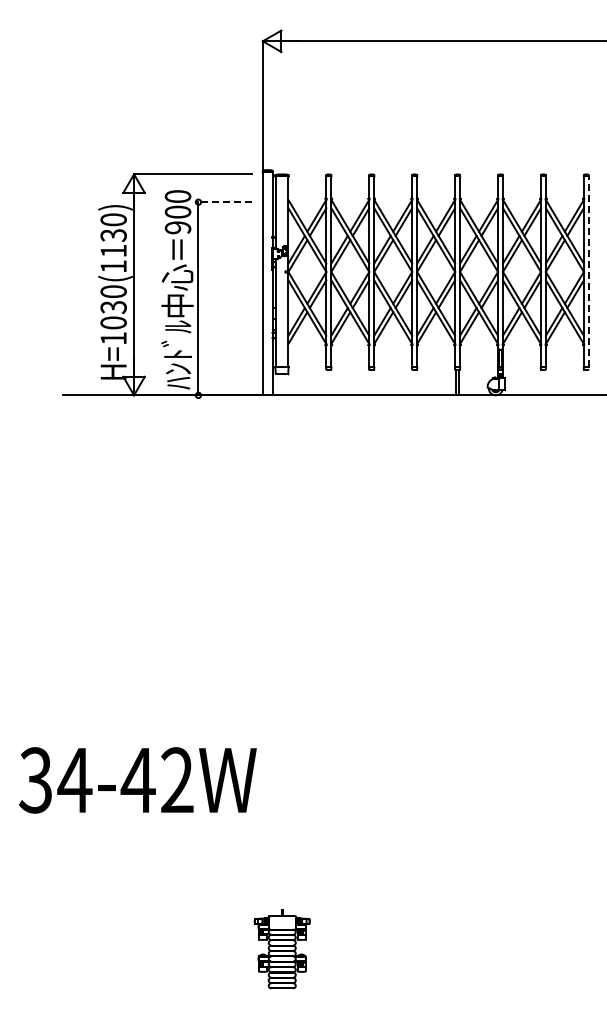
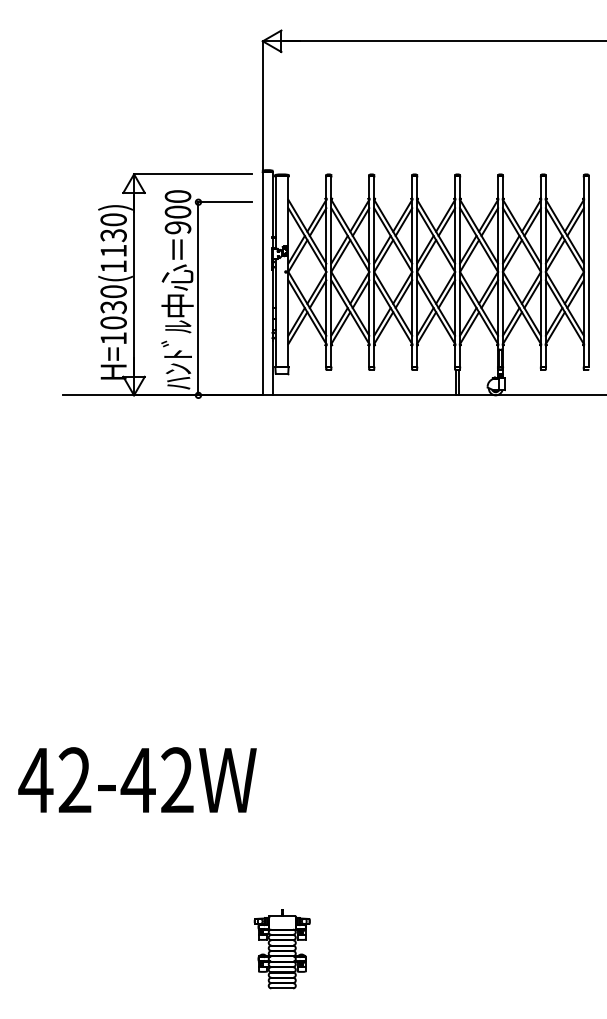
line: dashed -> solid (225, 202)
line: dashed -> solid (588, 271)
text: 34-42W -> 42-42W (55, 780)
